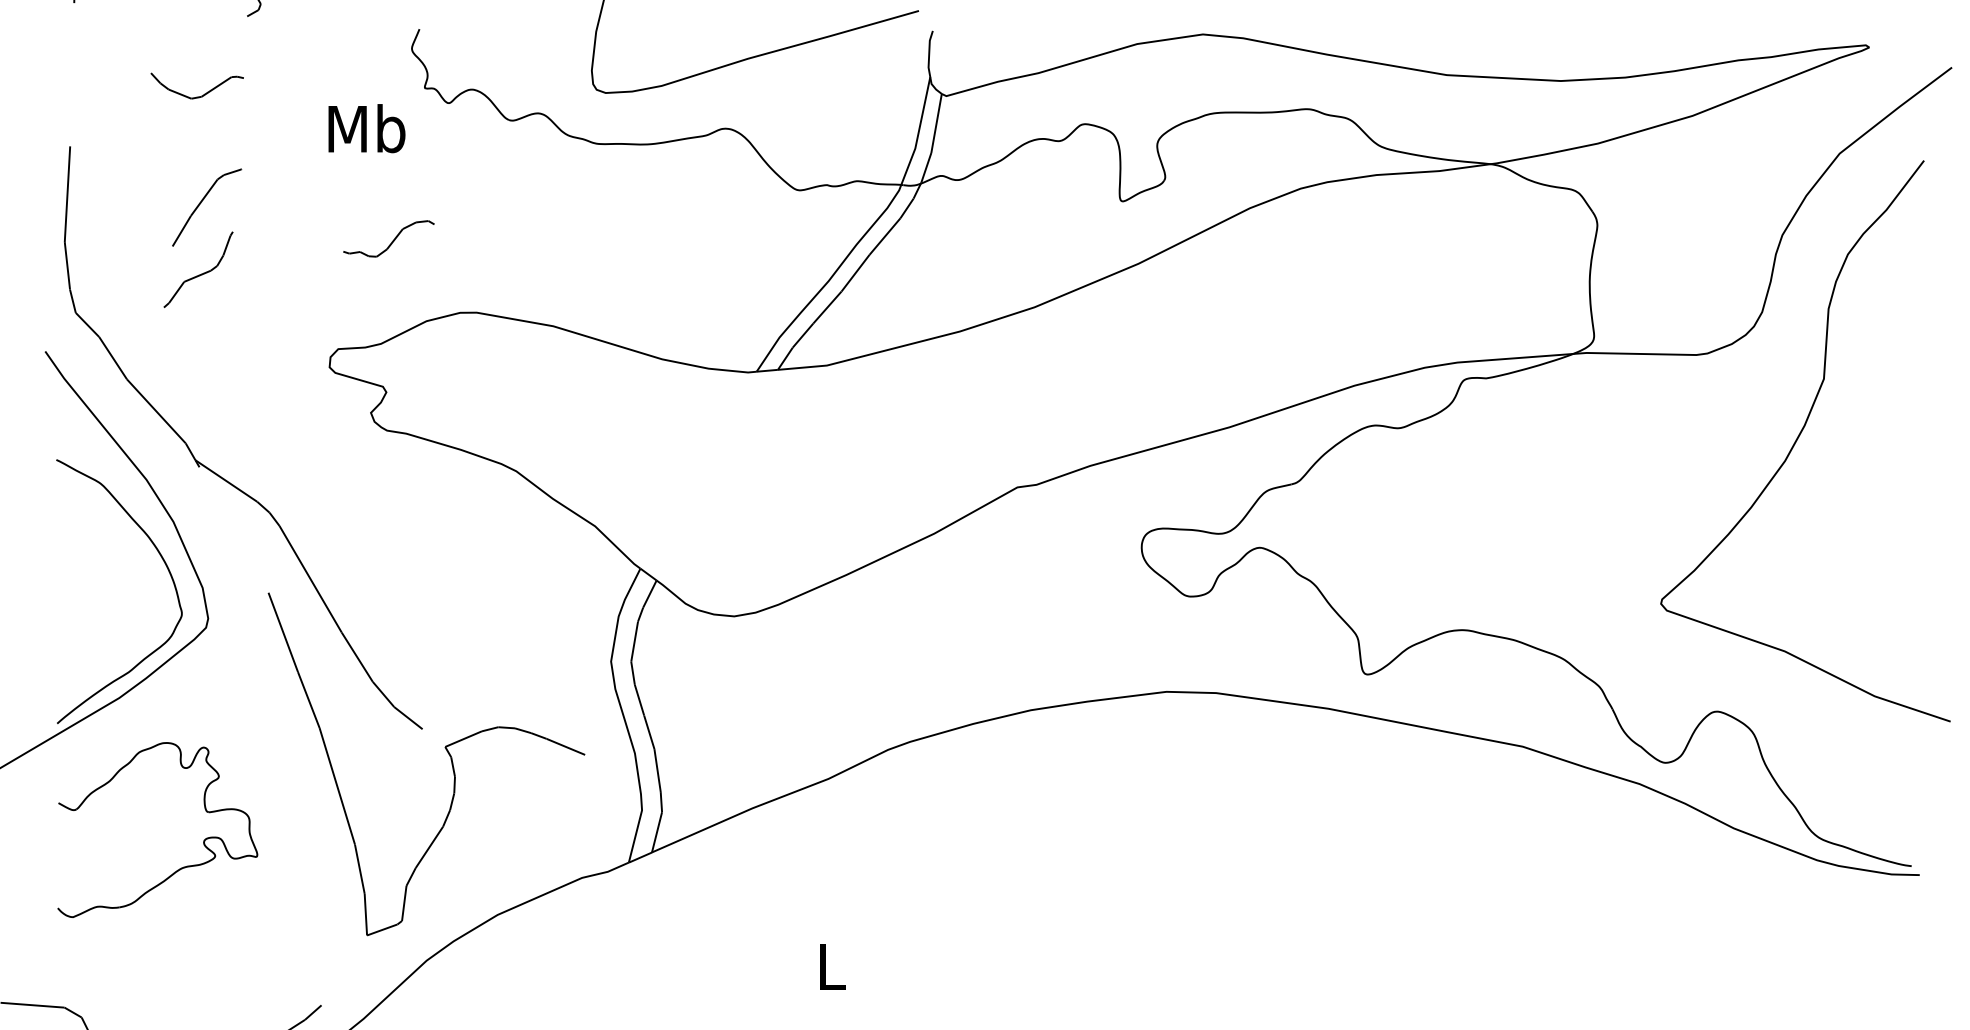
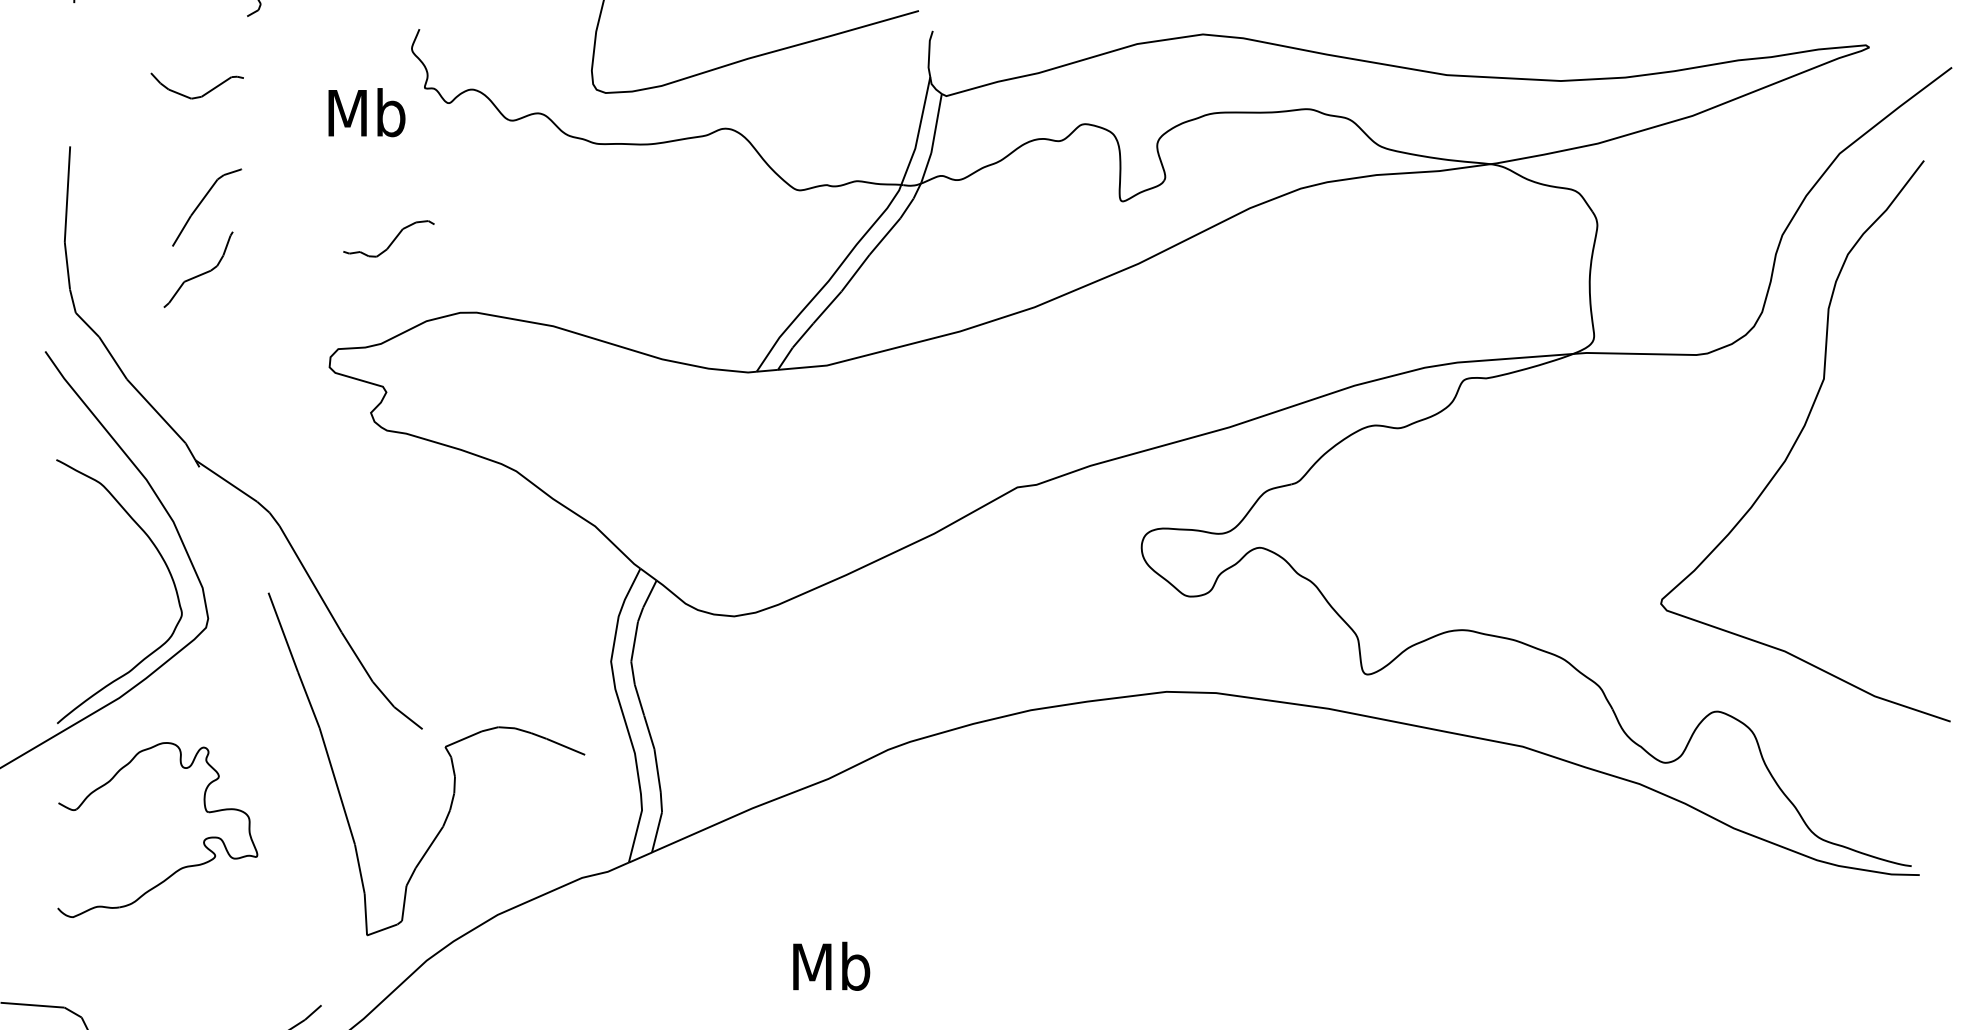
text position: (366, 128) -> (366, 112) (366, 112)
text: L -> Mb (831, 965)
